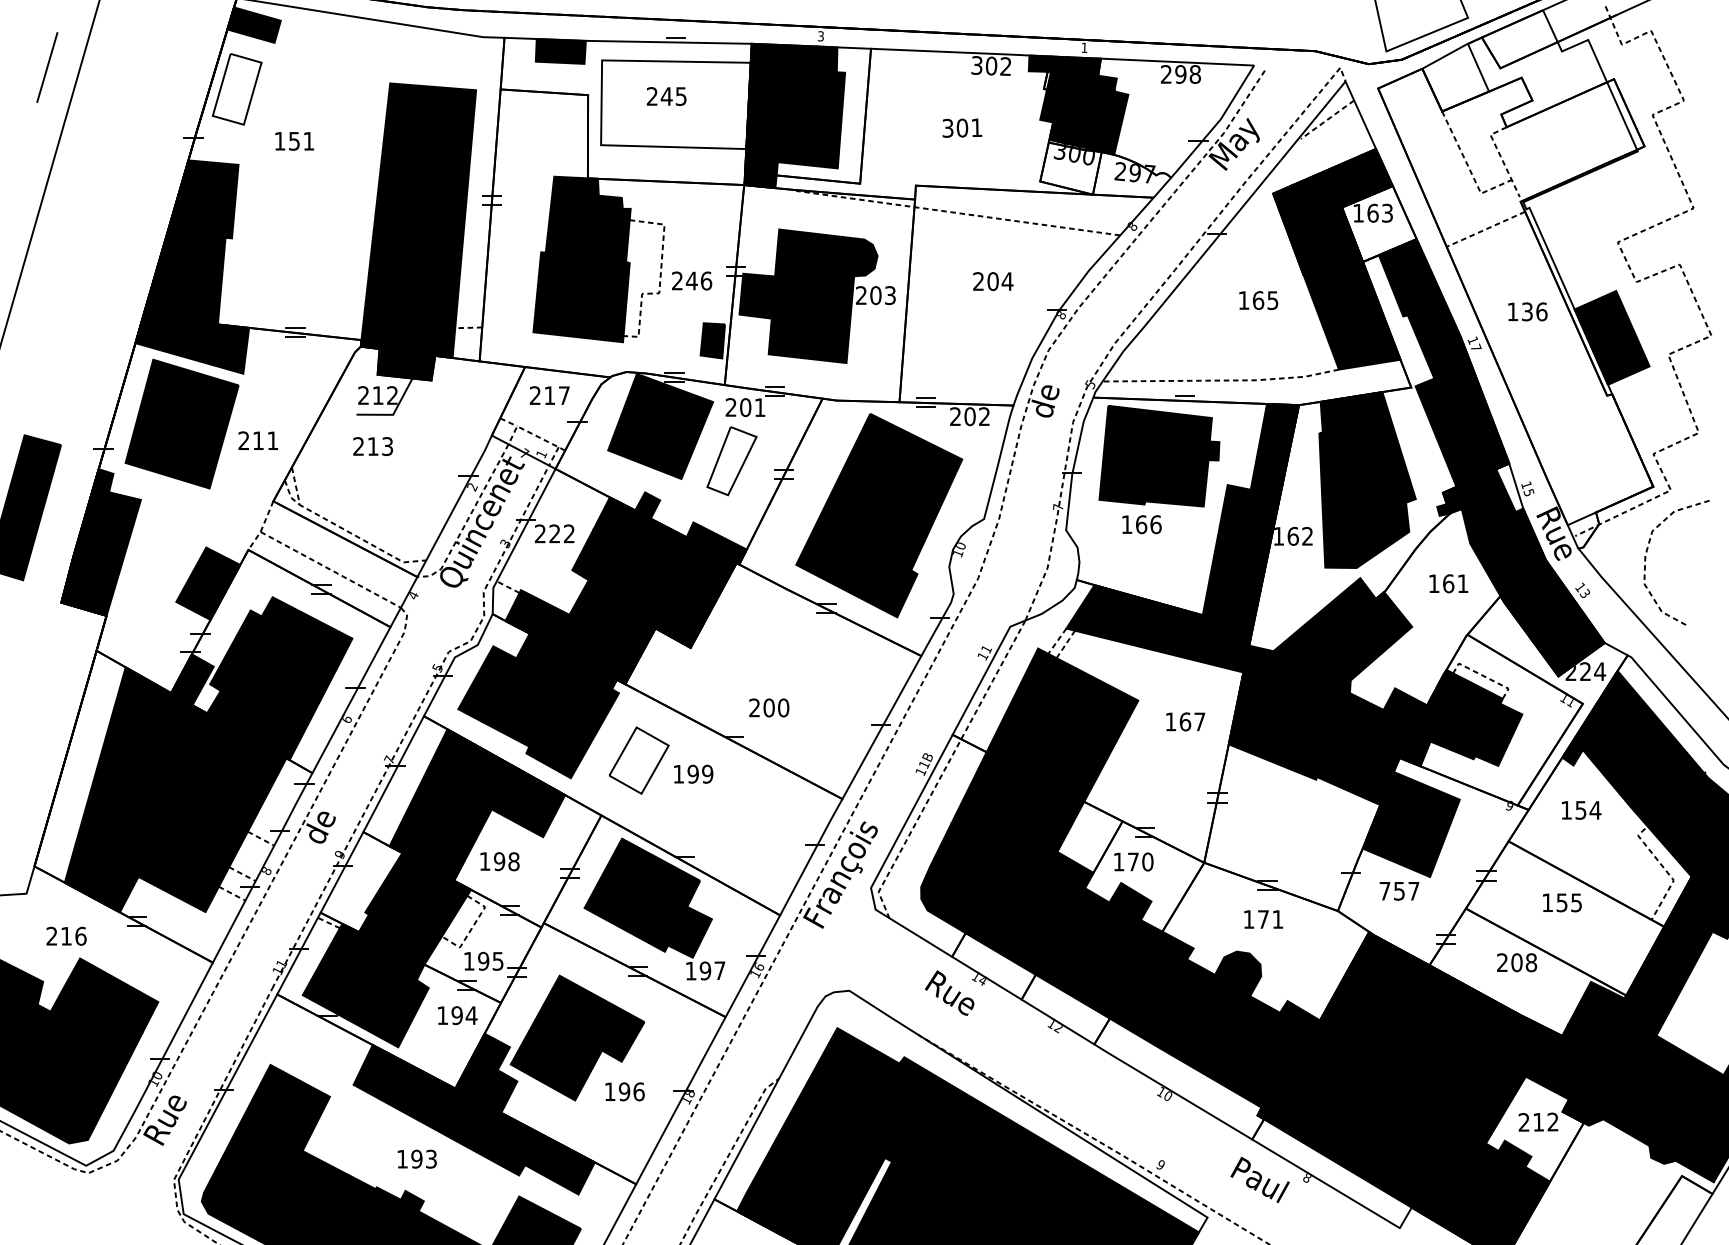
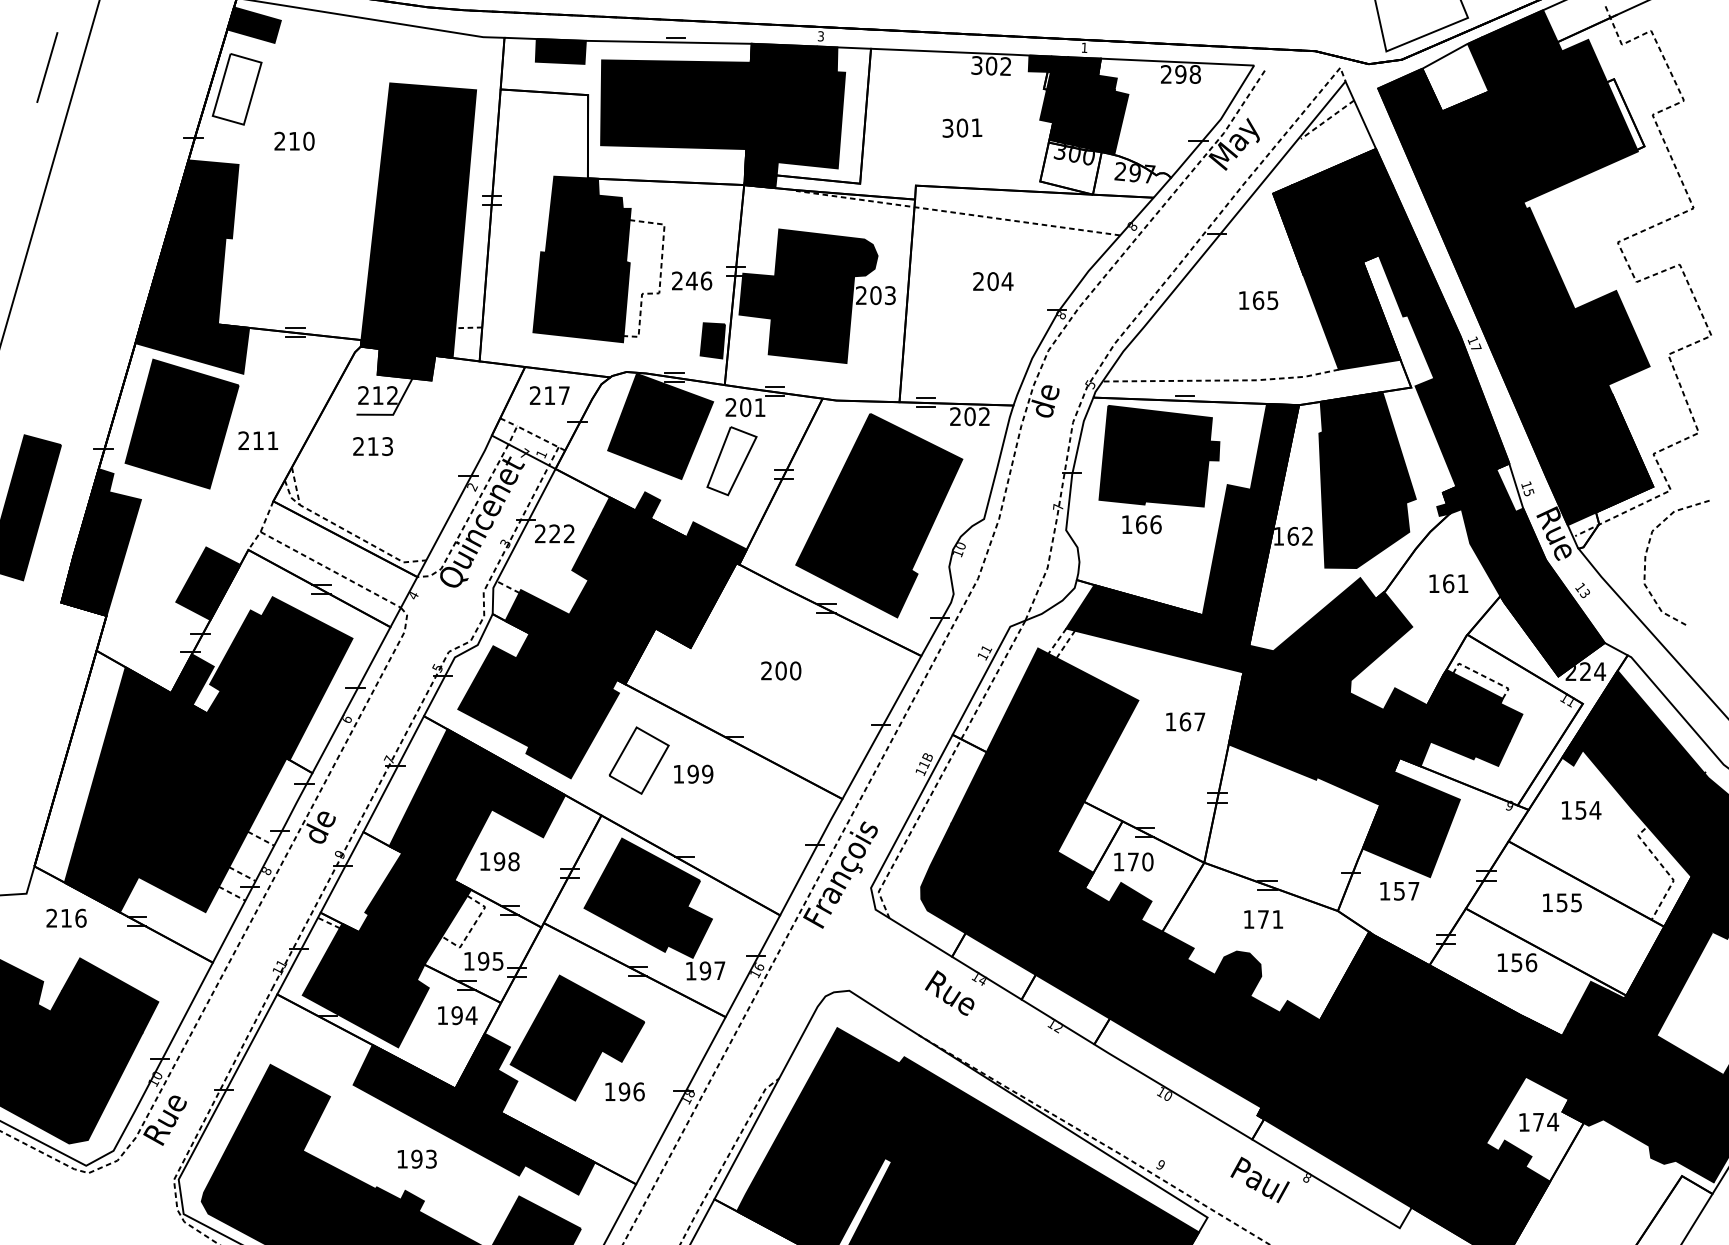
fill: none -> present (675, 104)
text: 151 -> 210 (294, 140)
fill: none -> present (1378, 223)
fill: none -> present (1515, 267)
text position: (769, 707) -> (781, 670) (781, 670)
text: 757 -> 157 (1384, 891)
text position: (66, 935) -> (66, 917) (66, 917)
text: 208 -> 156 (1517, 962)
text: 212 -> 174 (1538, 1121)
